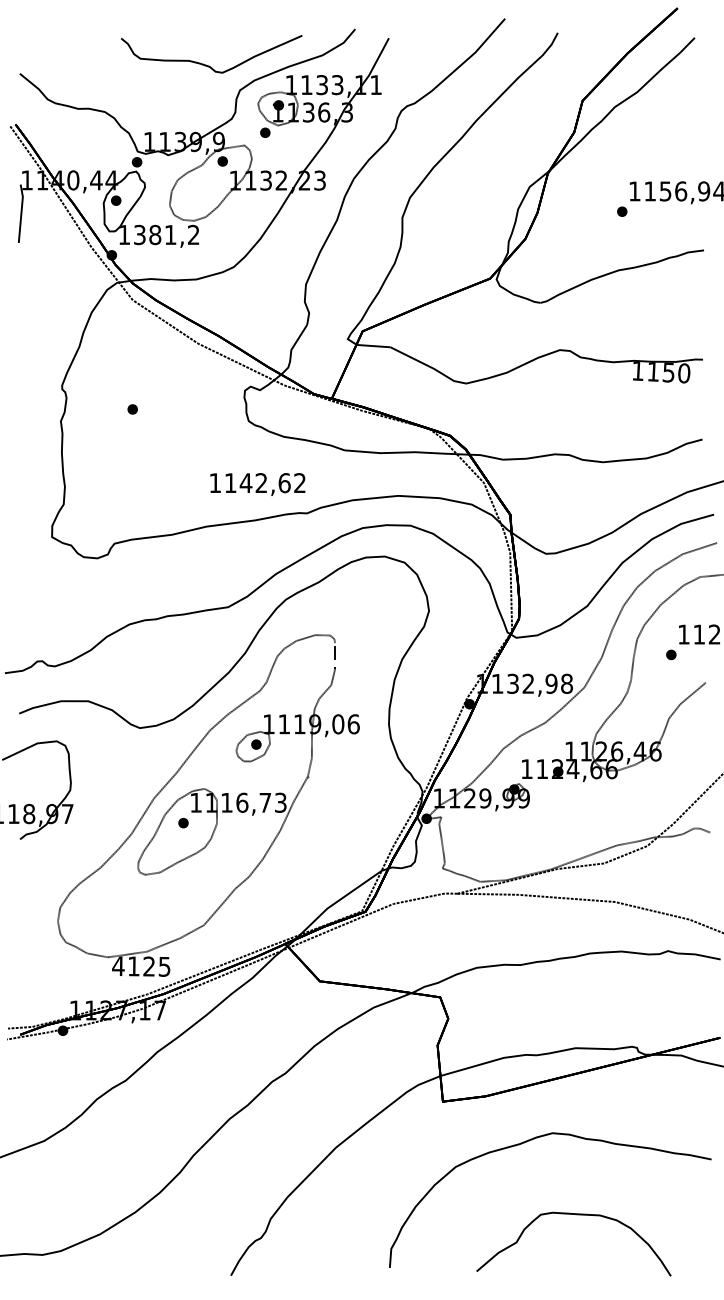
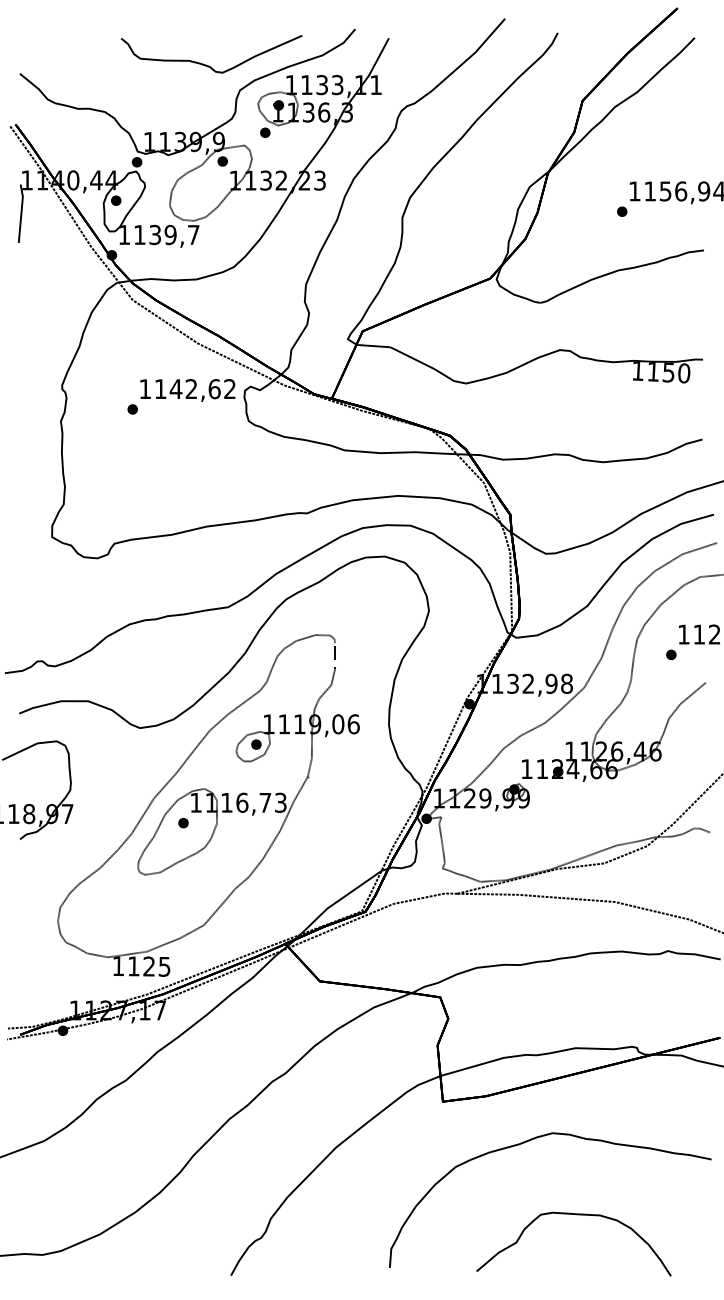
text: 1381,2 -> 1139,7 (166, 234)
text position: (257, 484) -> (187, 390) (187, 390)
text: 4125 -> 1125 (118, 965)
